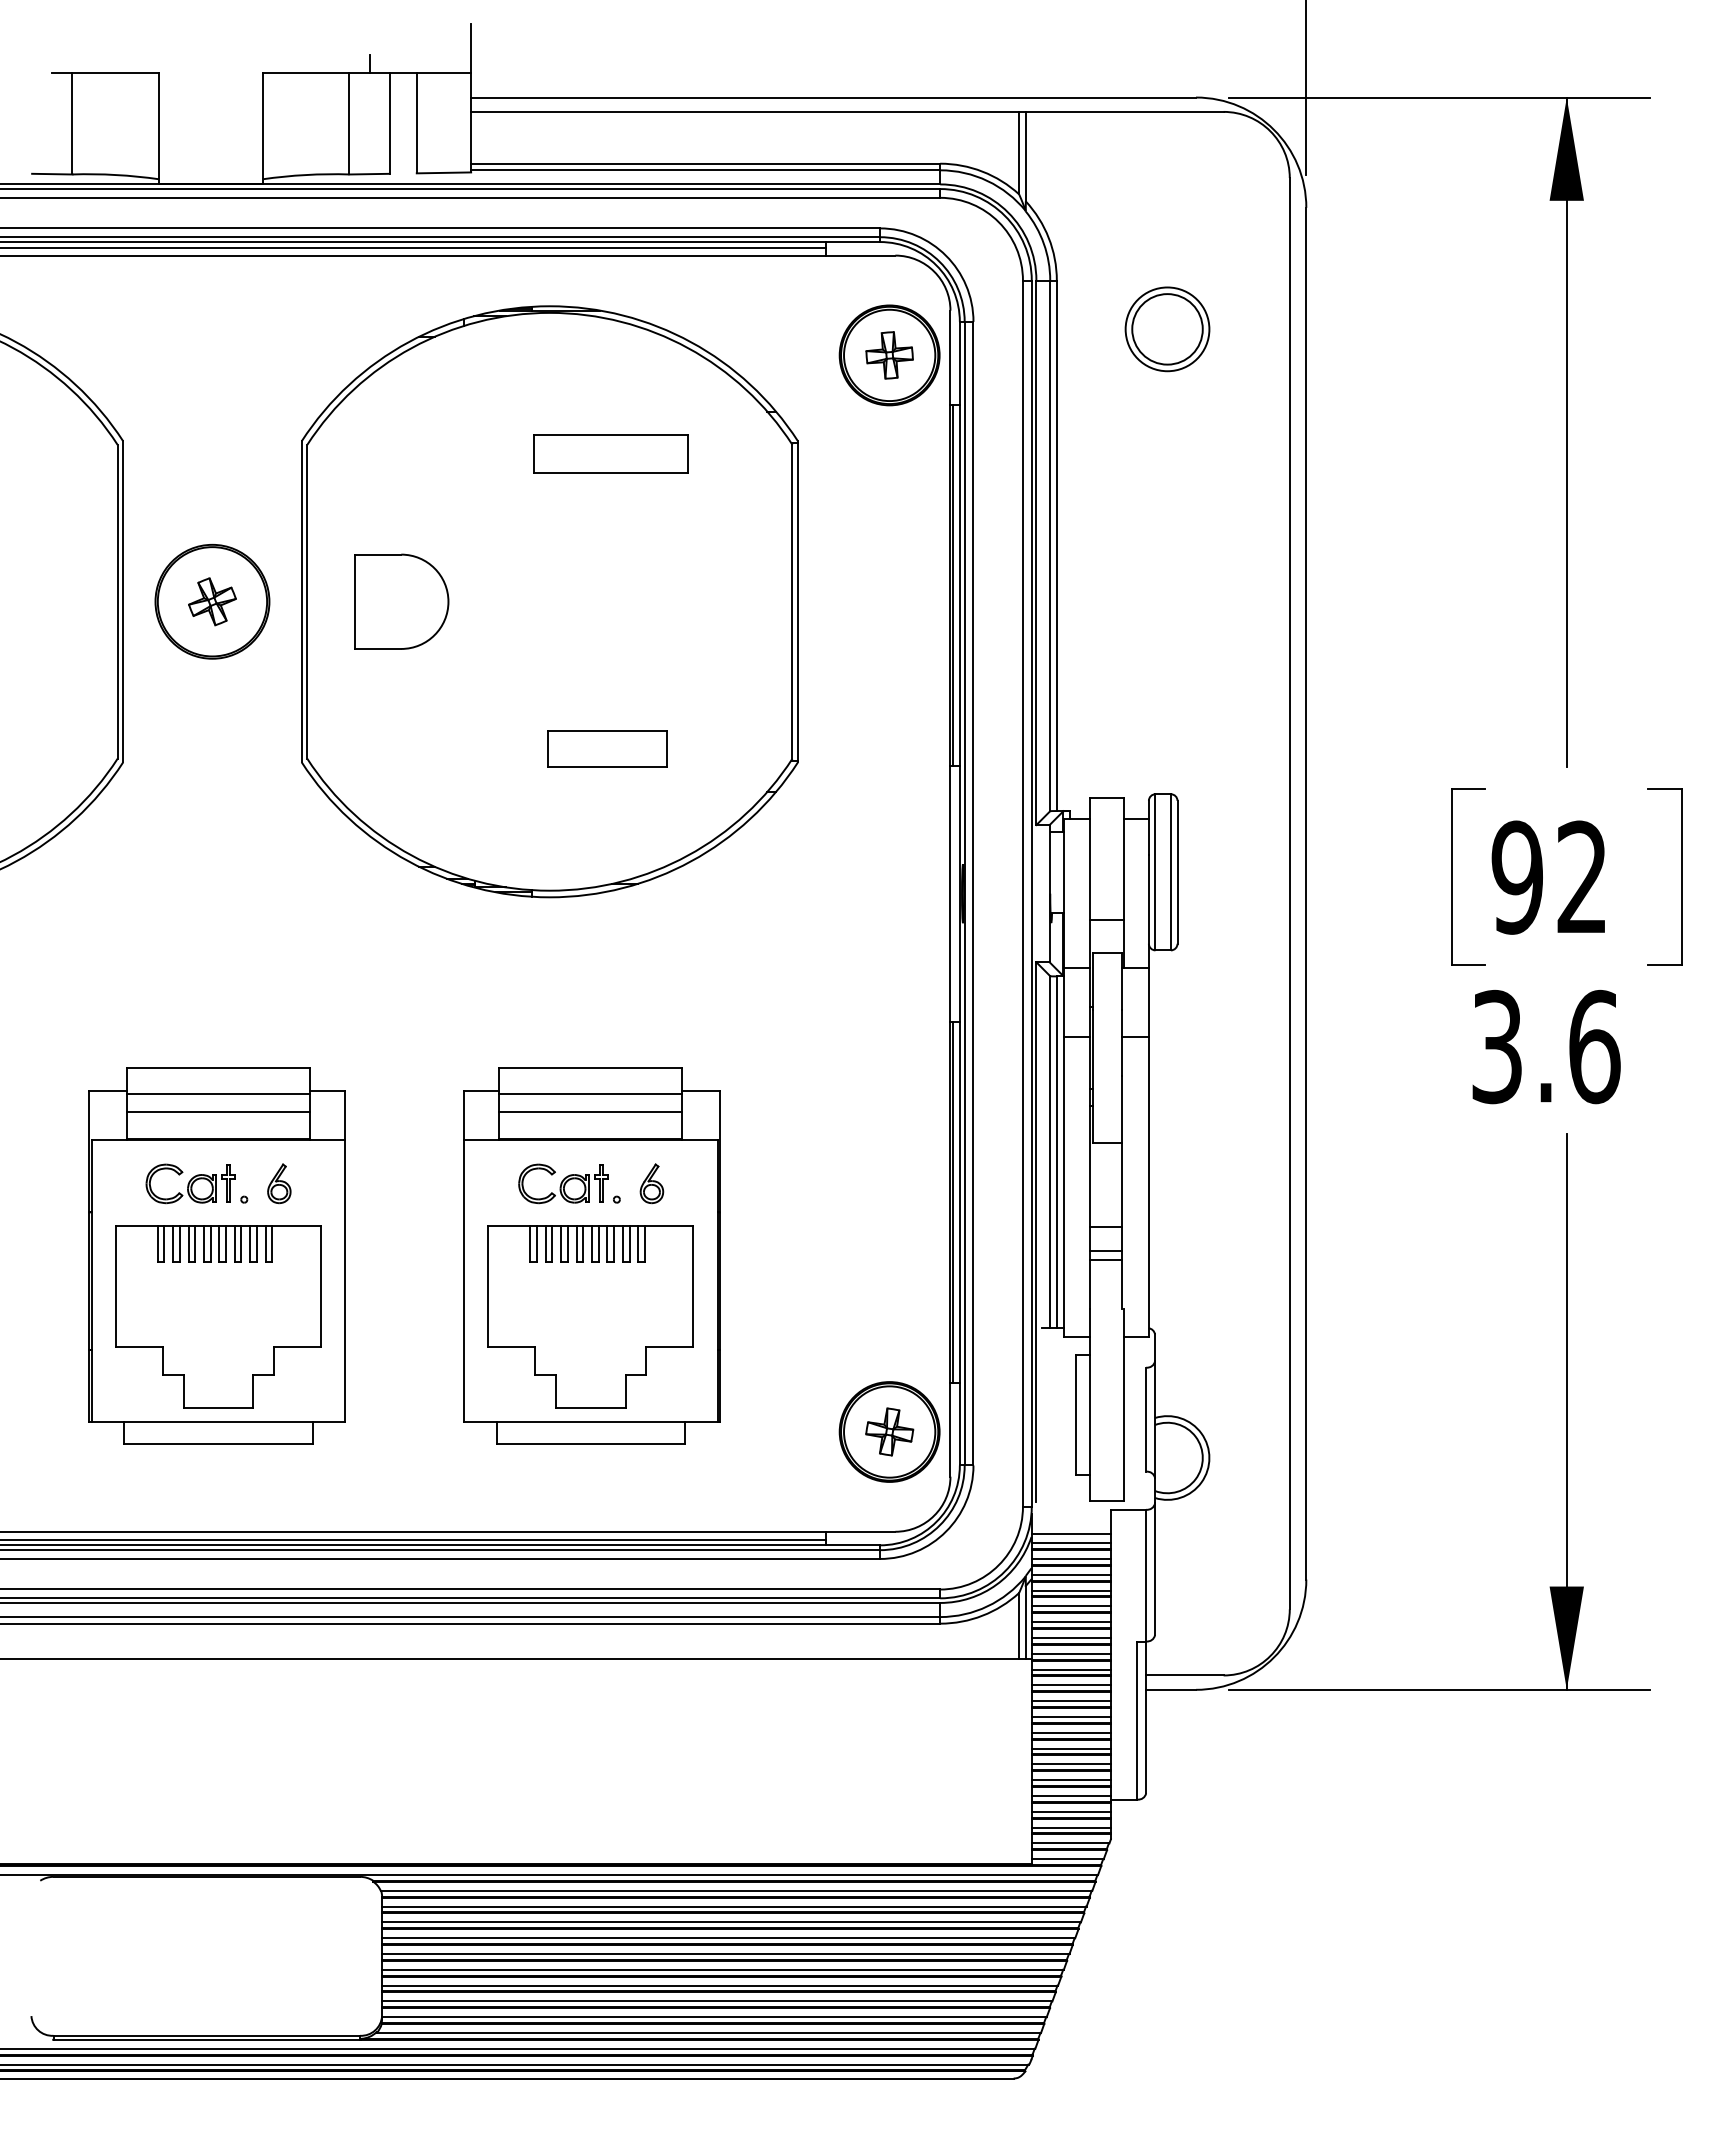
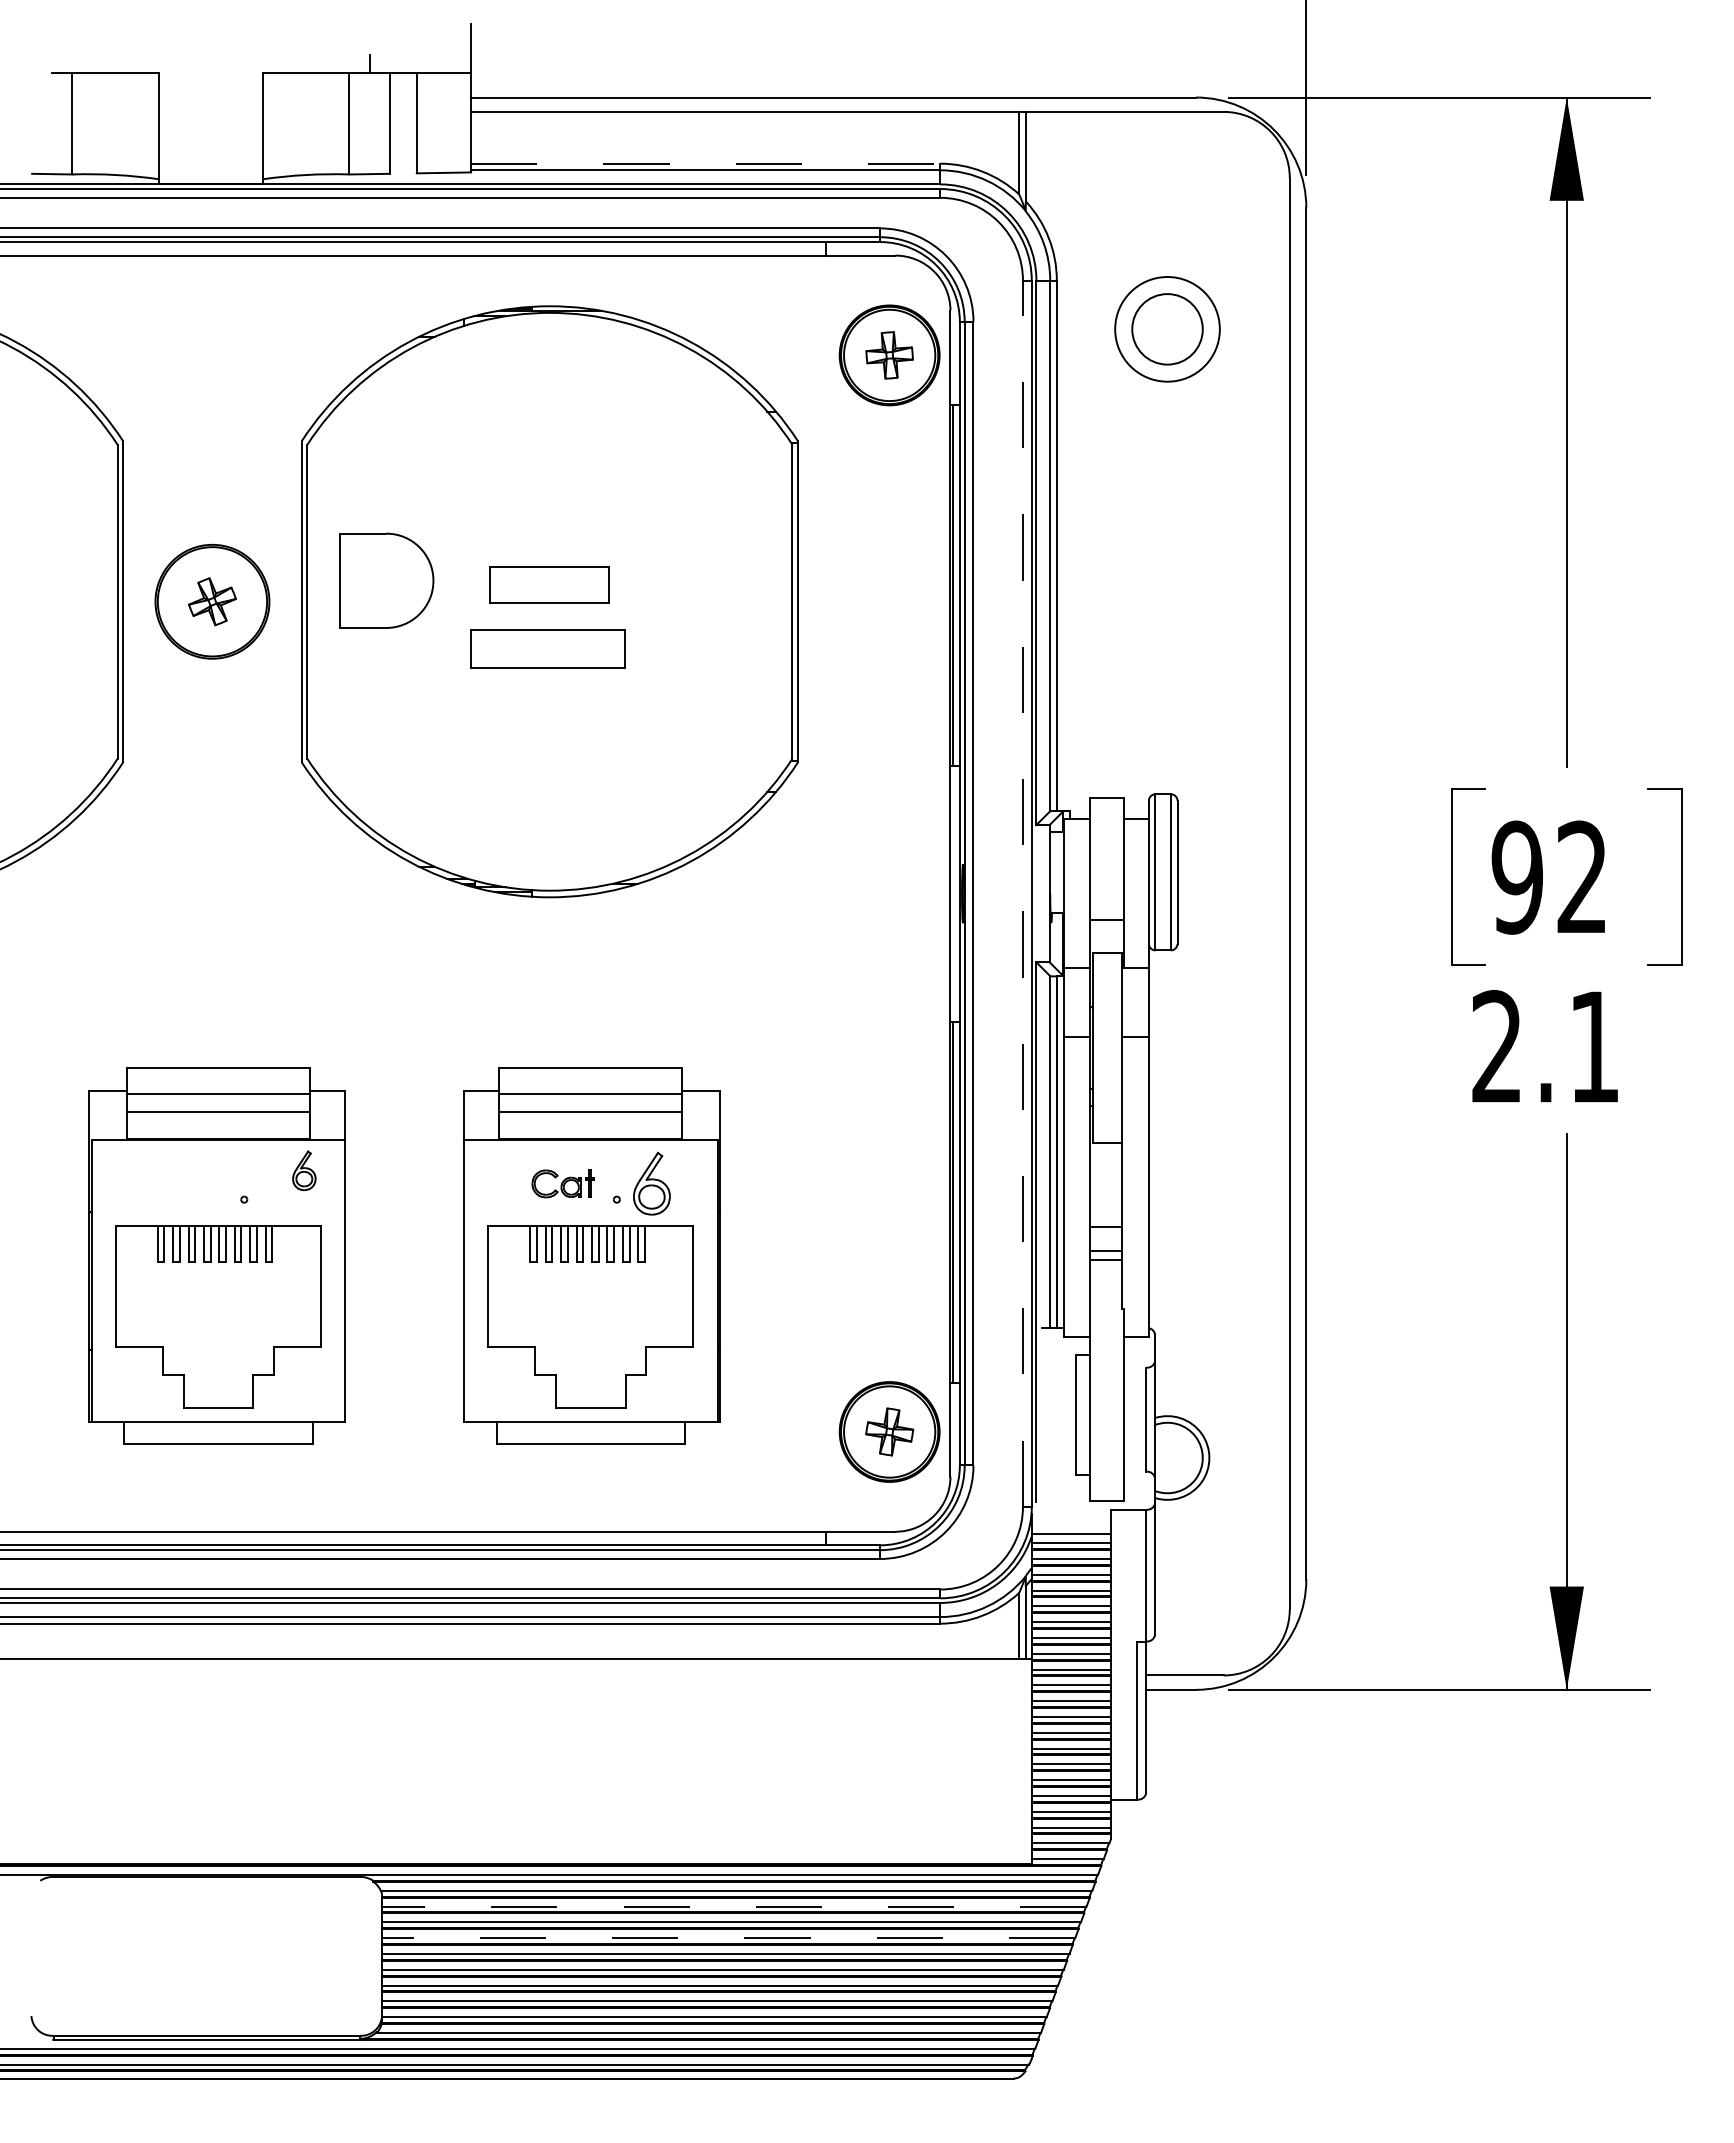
line: solid -> dashed (705, 163)
line: present -> none (413, 247)
circle diameter: 84 px -> 105 px (1167, 329)
part position: (610, 453) -> (547, 648) (547, 648)
part position: (401, 601) -> (386, 580) (386, 580)
part position: (607, 748) -> (549, 584) (549, 584)
line: solid -> dashed (1022, 893)
text: 3.6 -> 2.1 (1546, 1046)
part: present -> none (190, 1183)
part position: (279, 1183) -> (304, 1170) (304, 1170)
part size: 91x42 px -> 64x30 px (562, 1183)
part size: 26x42 px -> 38x65 px (651, 1183)
line: present -> none (413, 1539)
line: solid -> dashed (733, 1906)
line: solid -> dashed (728, 1938)
